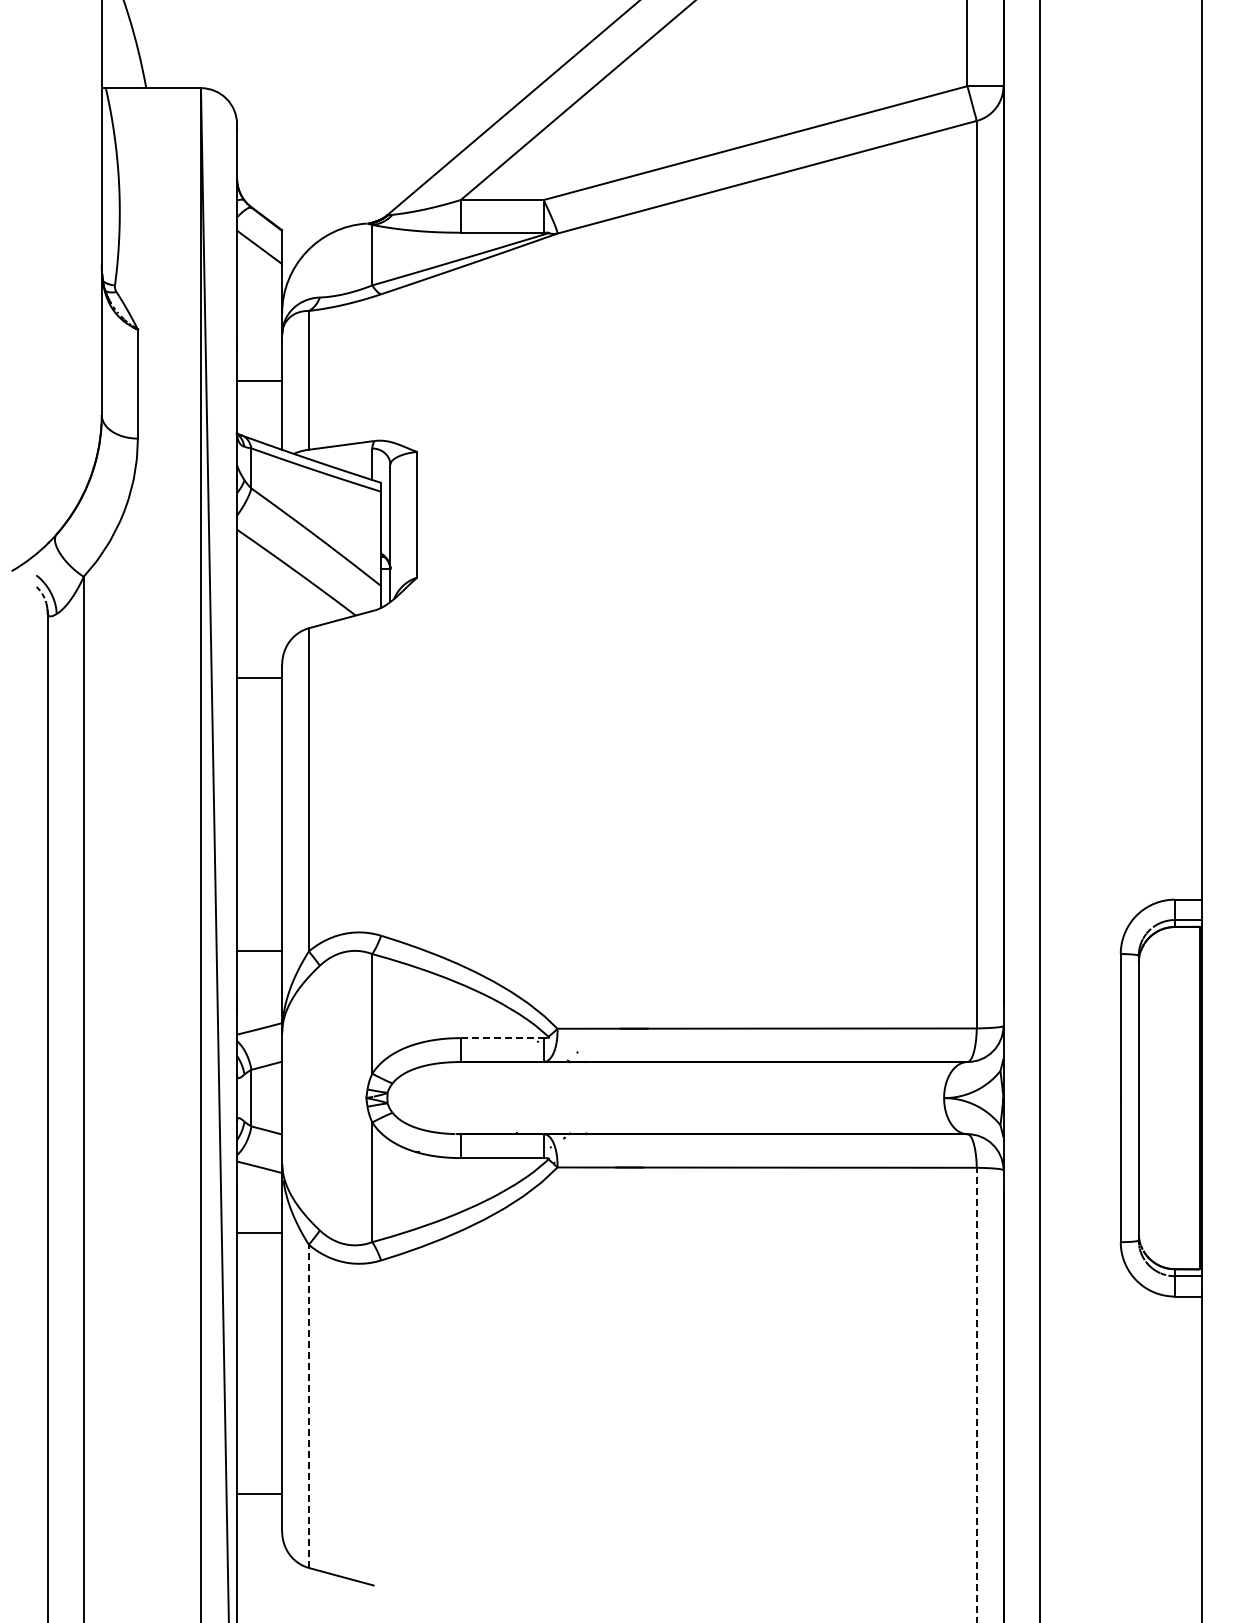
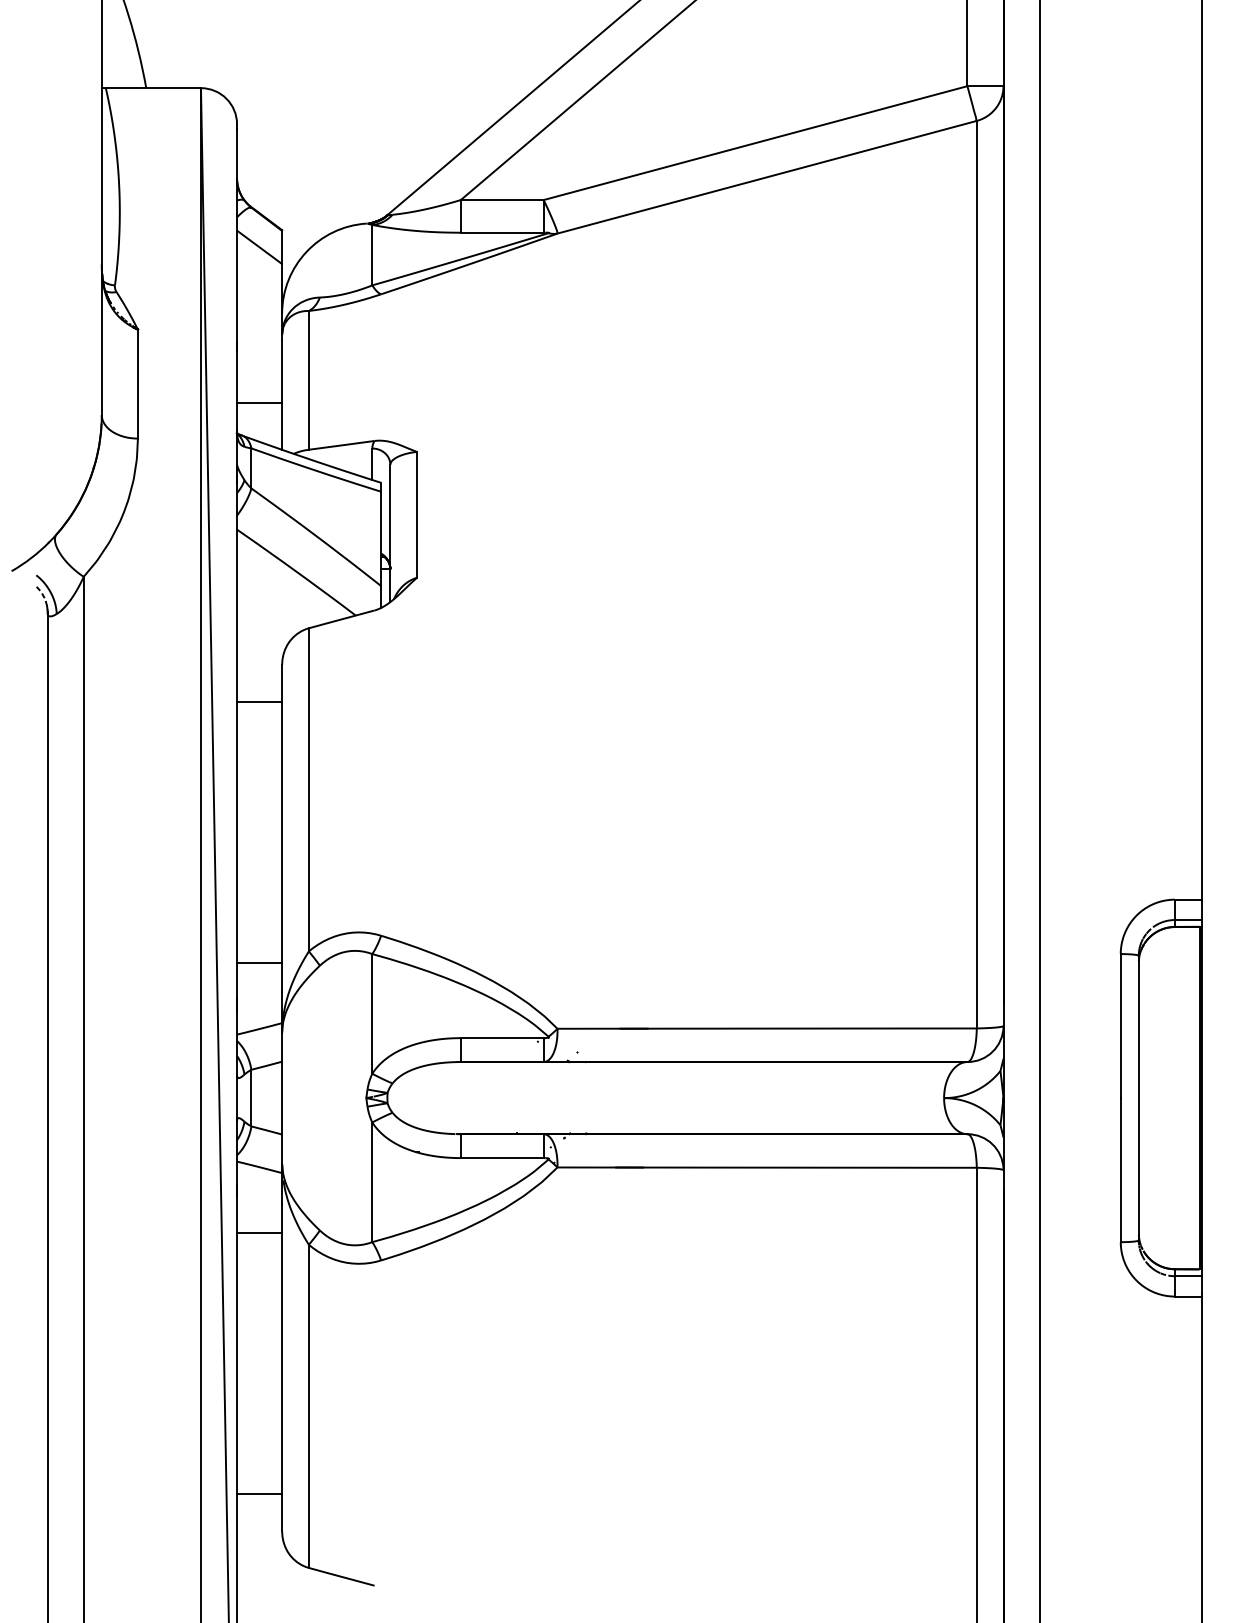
line position: (259, 381) -> (259, 403) (259, 403)
line position: (259, 678) -> (259, 702) (259, 702)
line position: (259, 951) -> (259, 963) (259, 963)
line: dashed -> solid (502, 1038)
line: dashed -> solid (976, 1394)
line: dashed -> solid (308, 1406)
